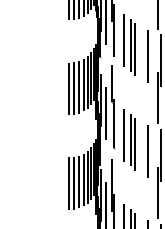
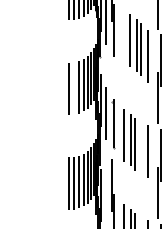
part position: (129, 44) -> (135, 44) (135, 44)
line: present -> none (111, 83)
line: present -> none (74, 88)
line: present -> none (106, 203)
